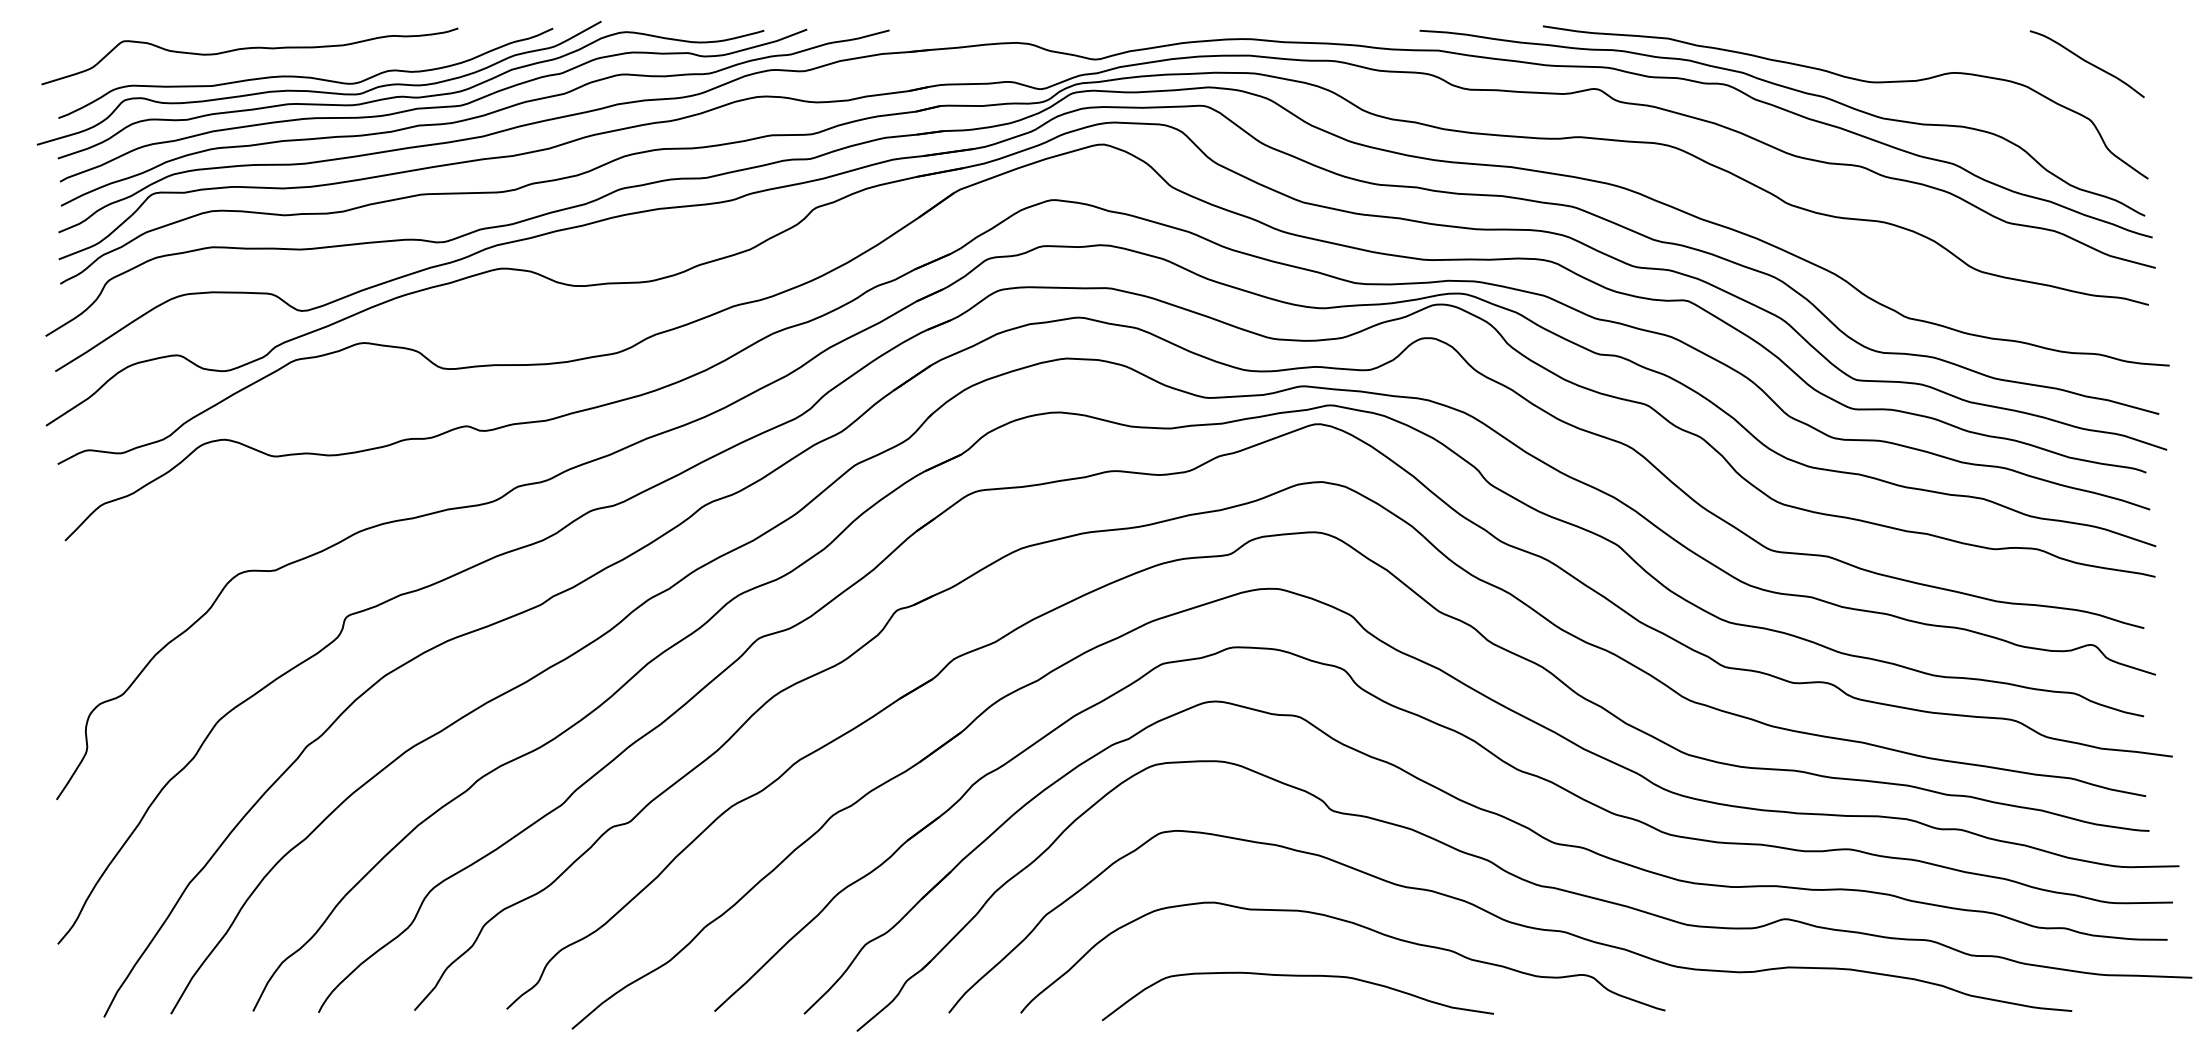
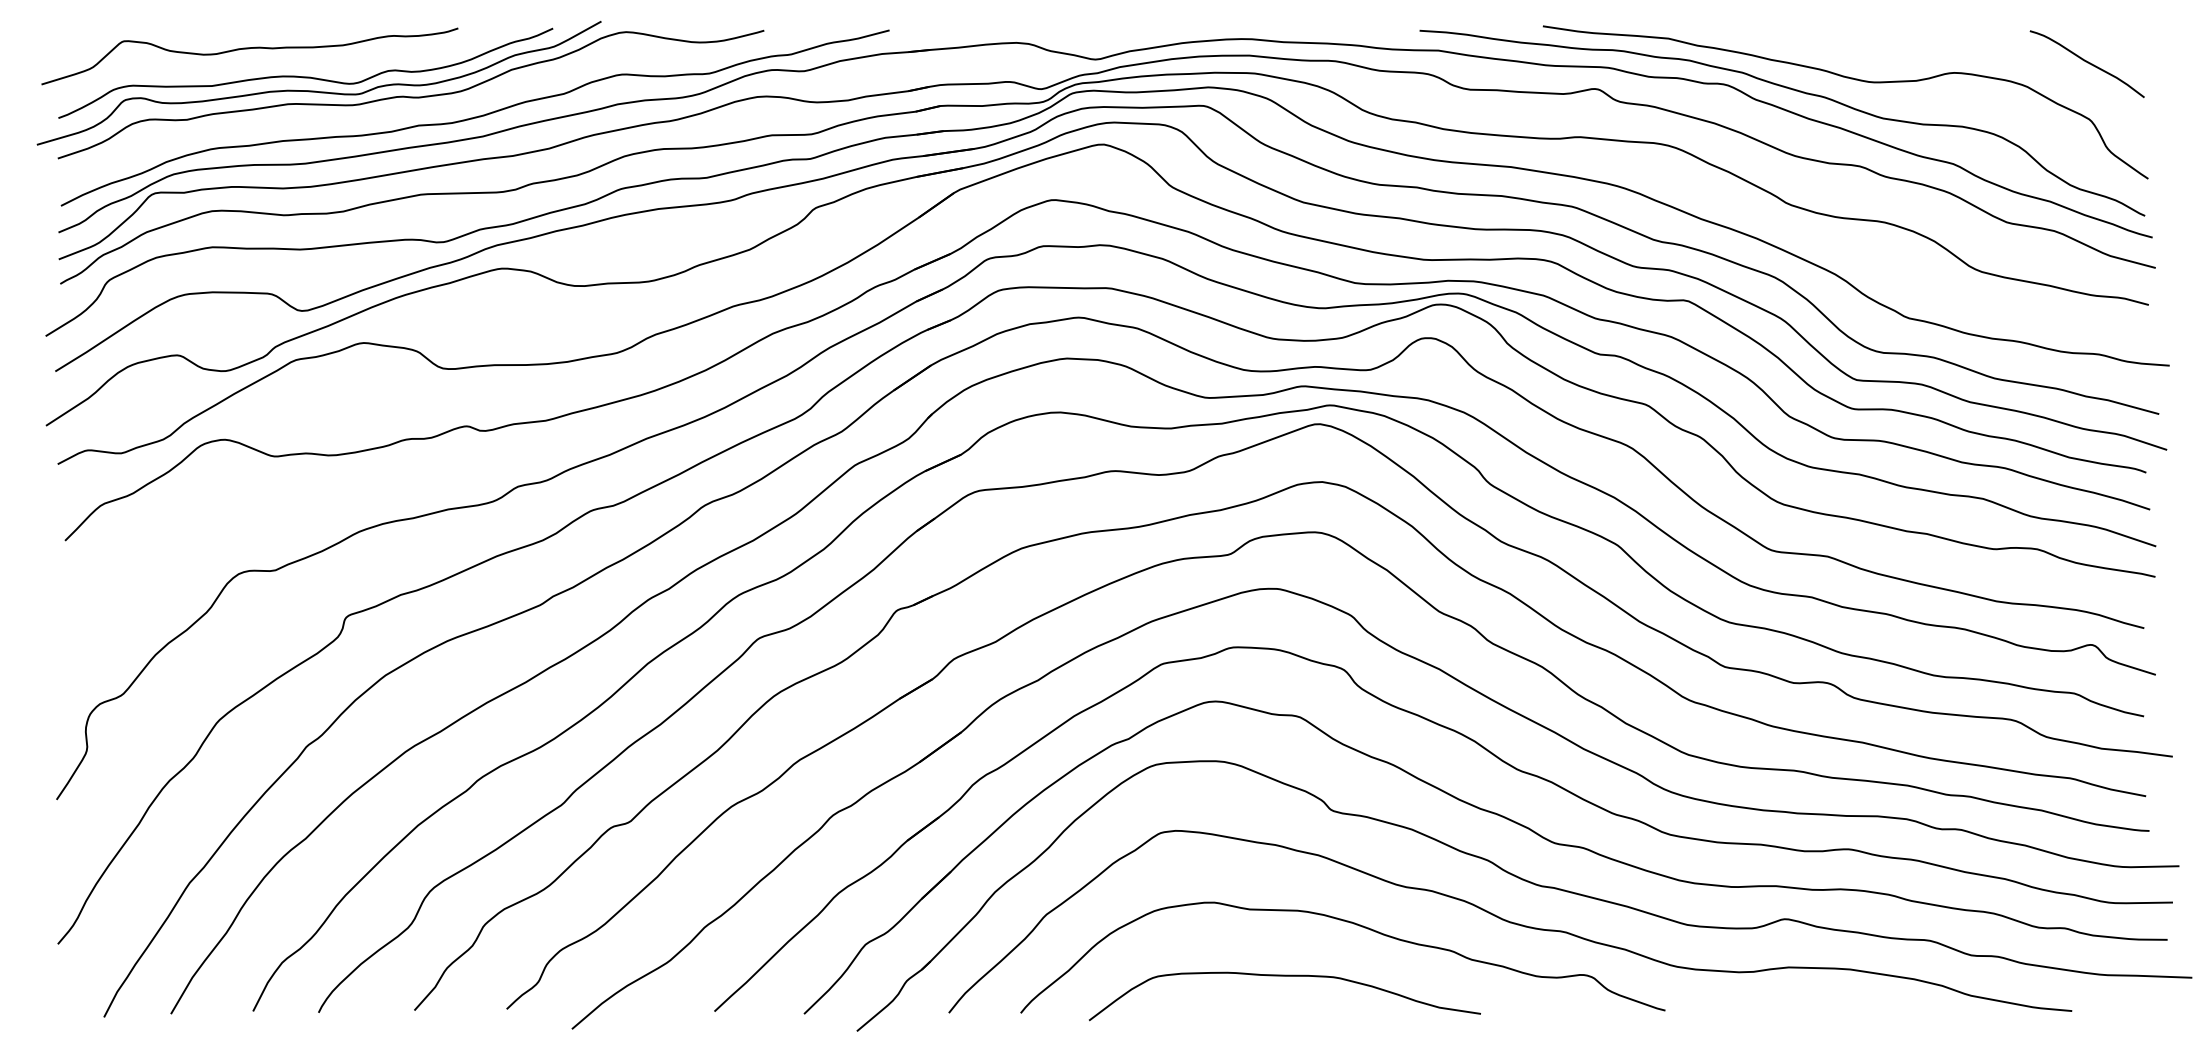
curve: present -> none (433, 106)
curve position: (1297, 976) -> (1284, 976) (1284, 976)
